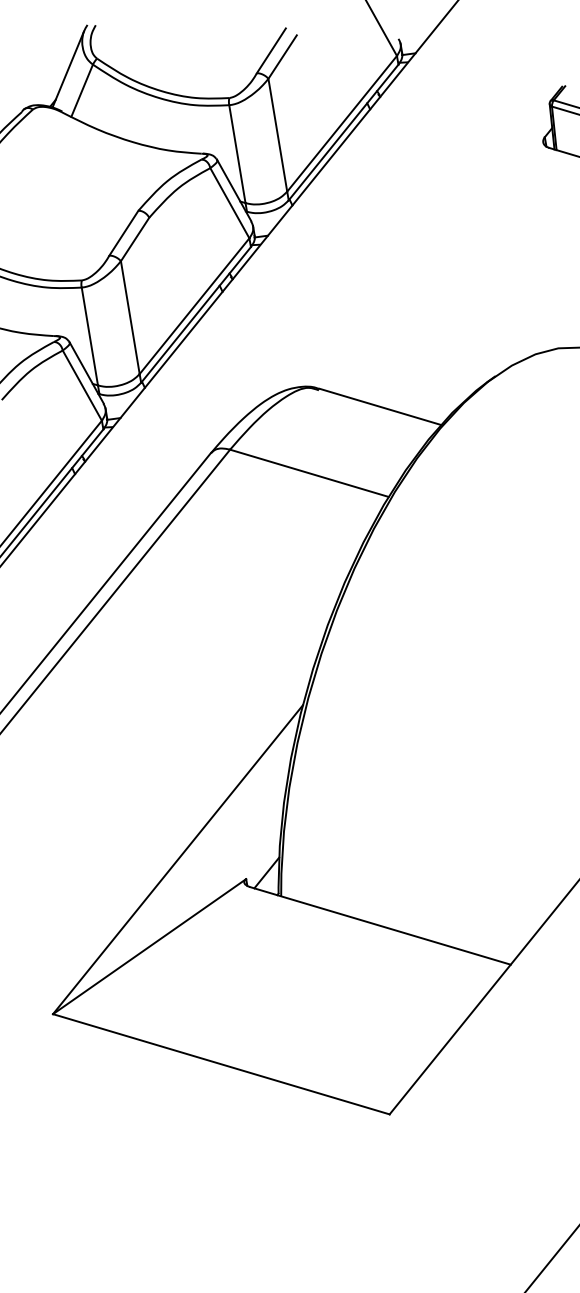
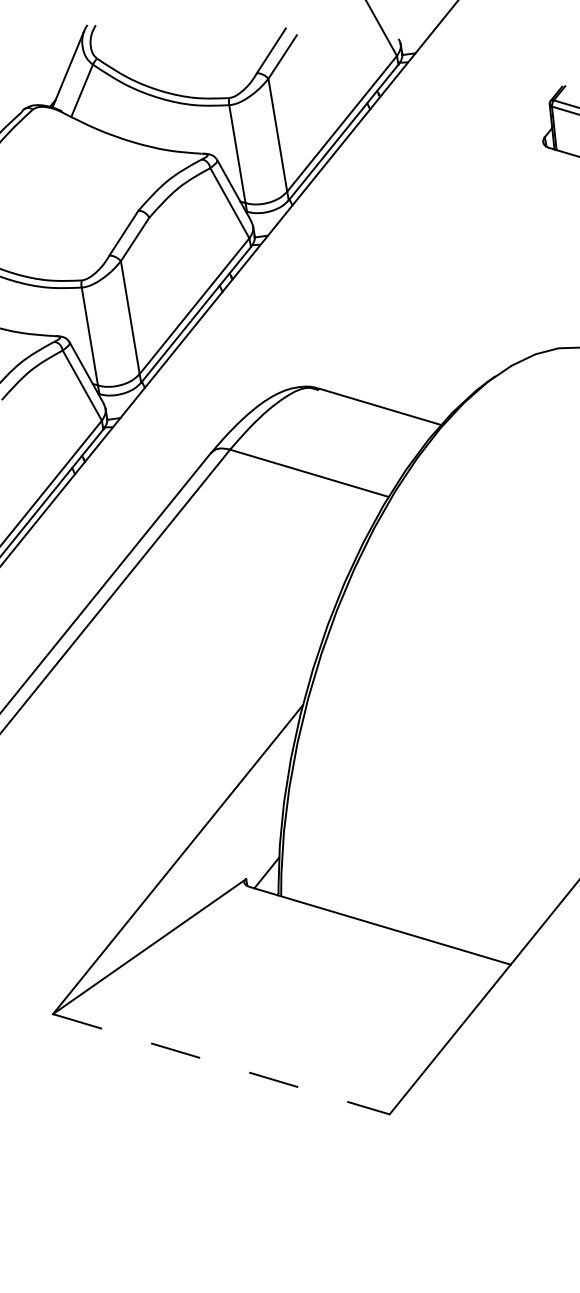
line: solid -> dashed (221, 1064)
line: present -> none (551, 1258)
